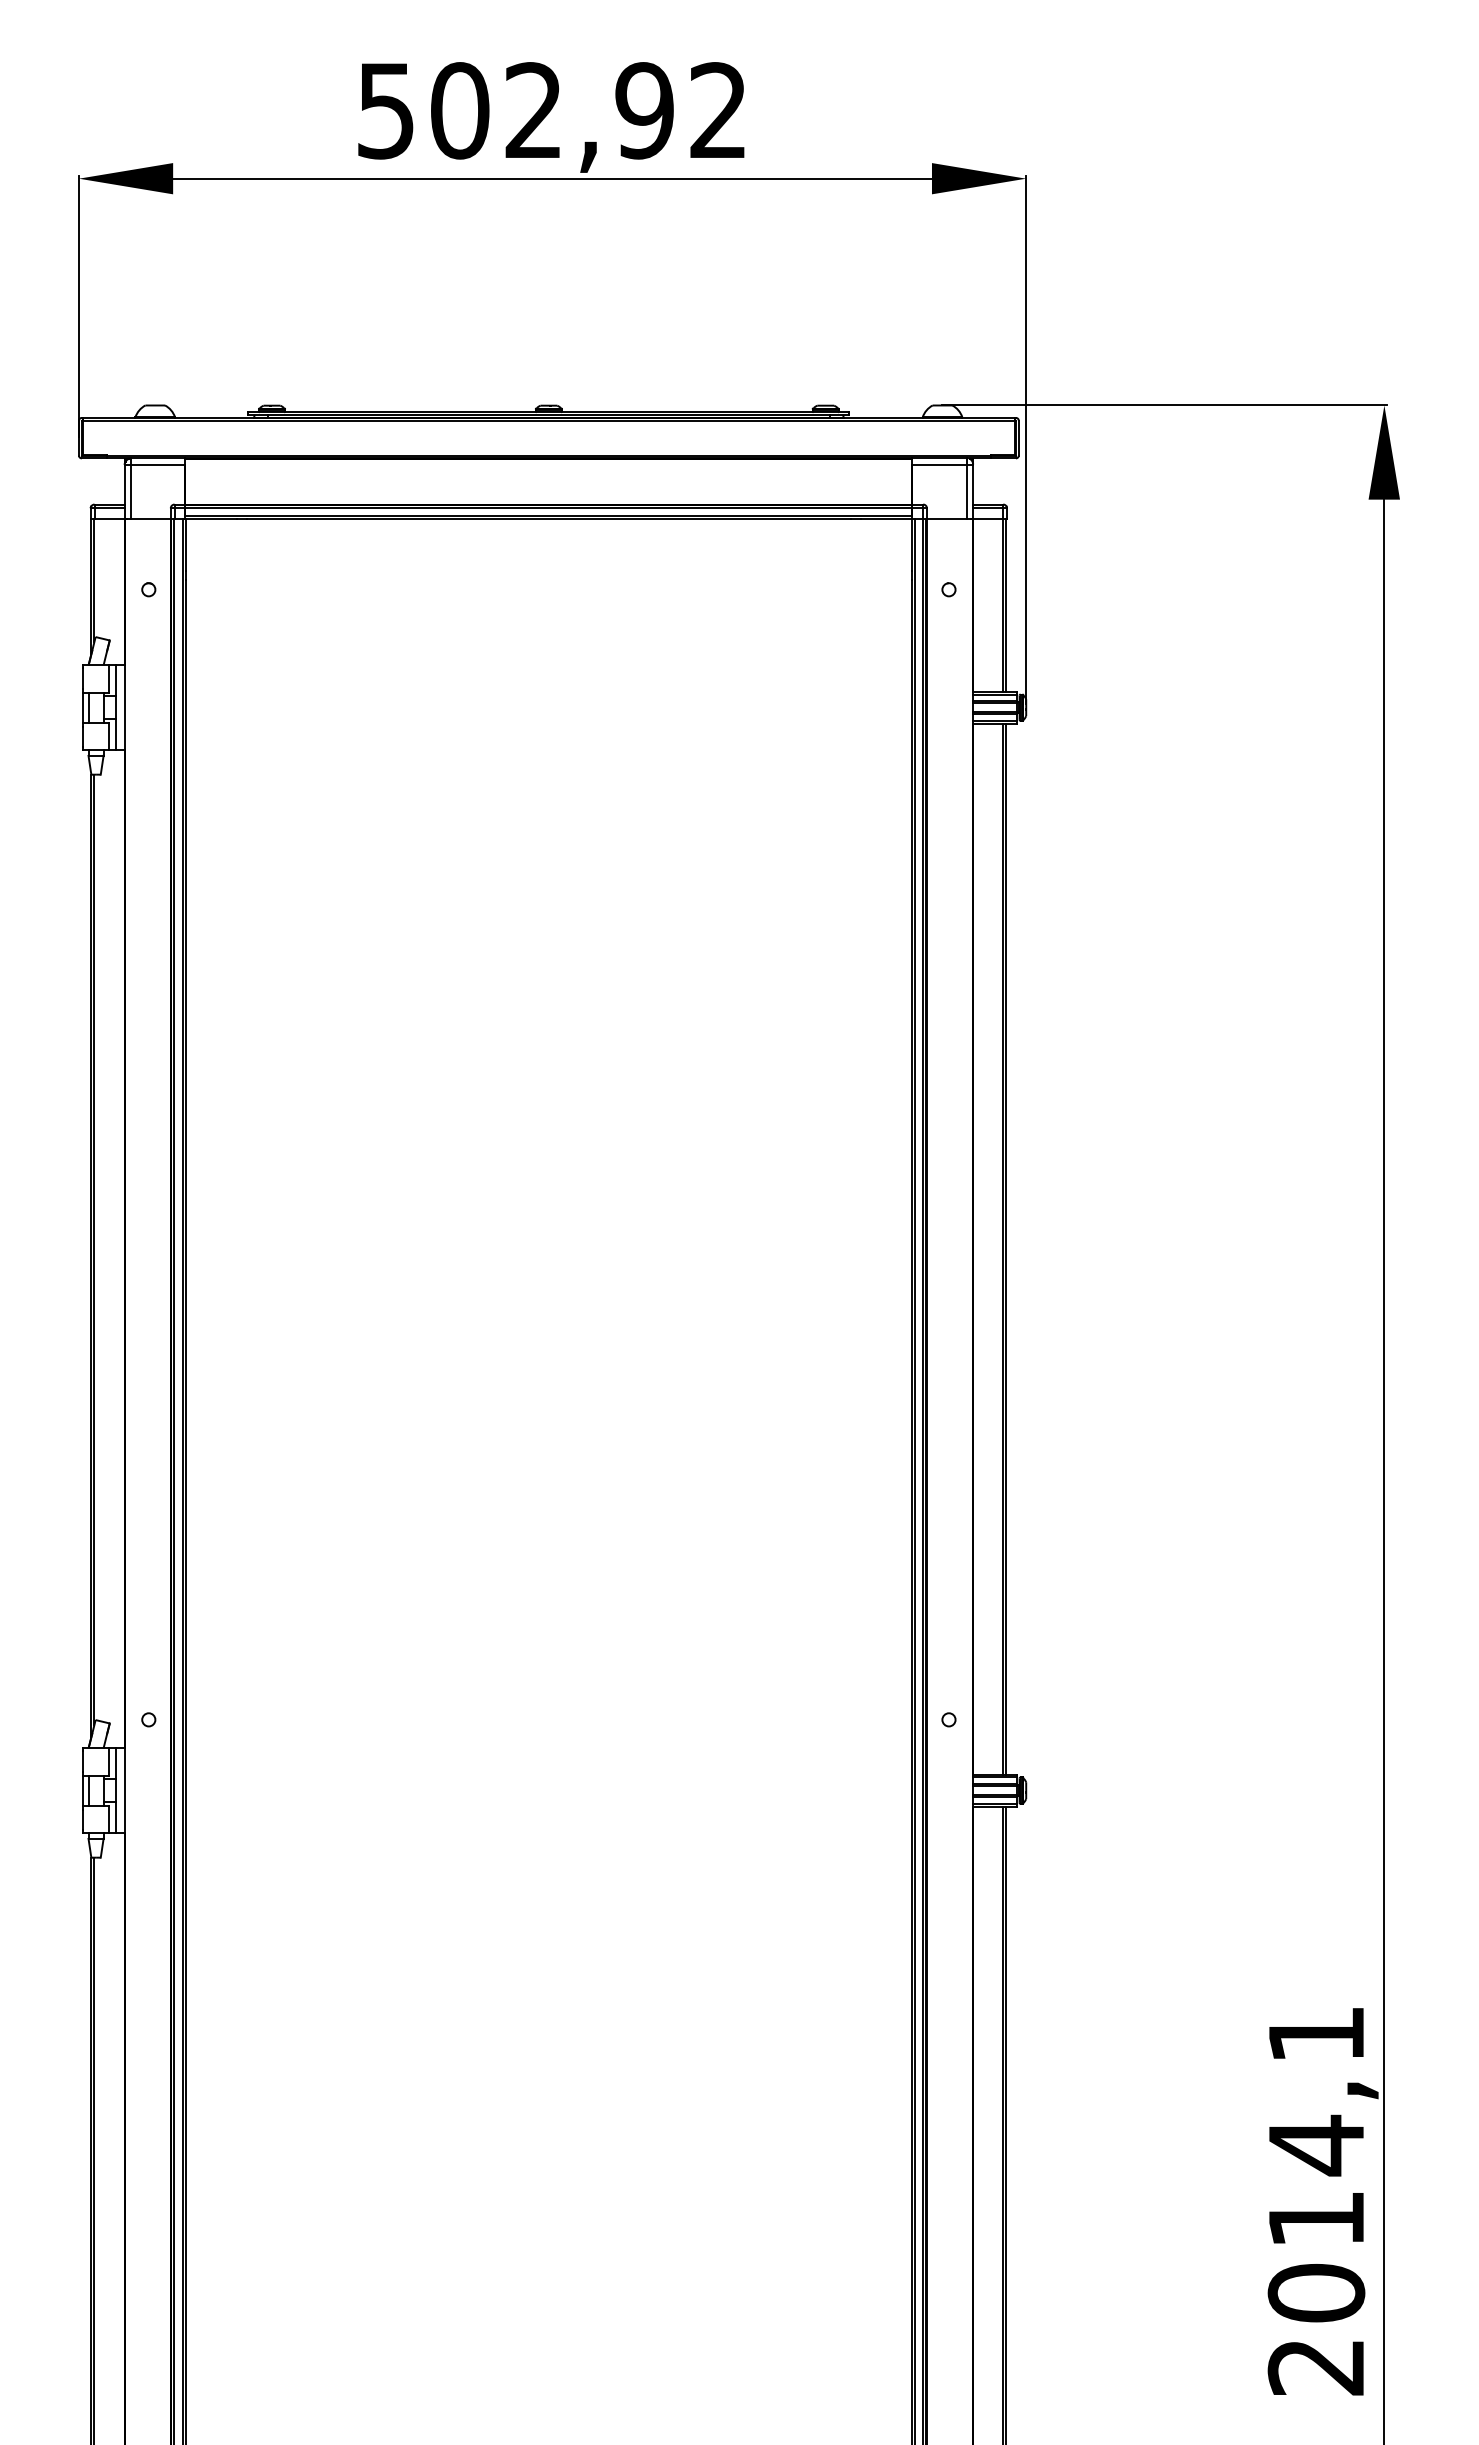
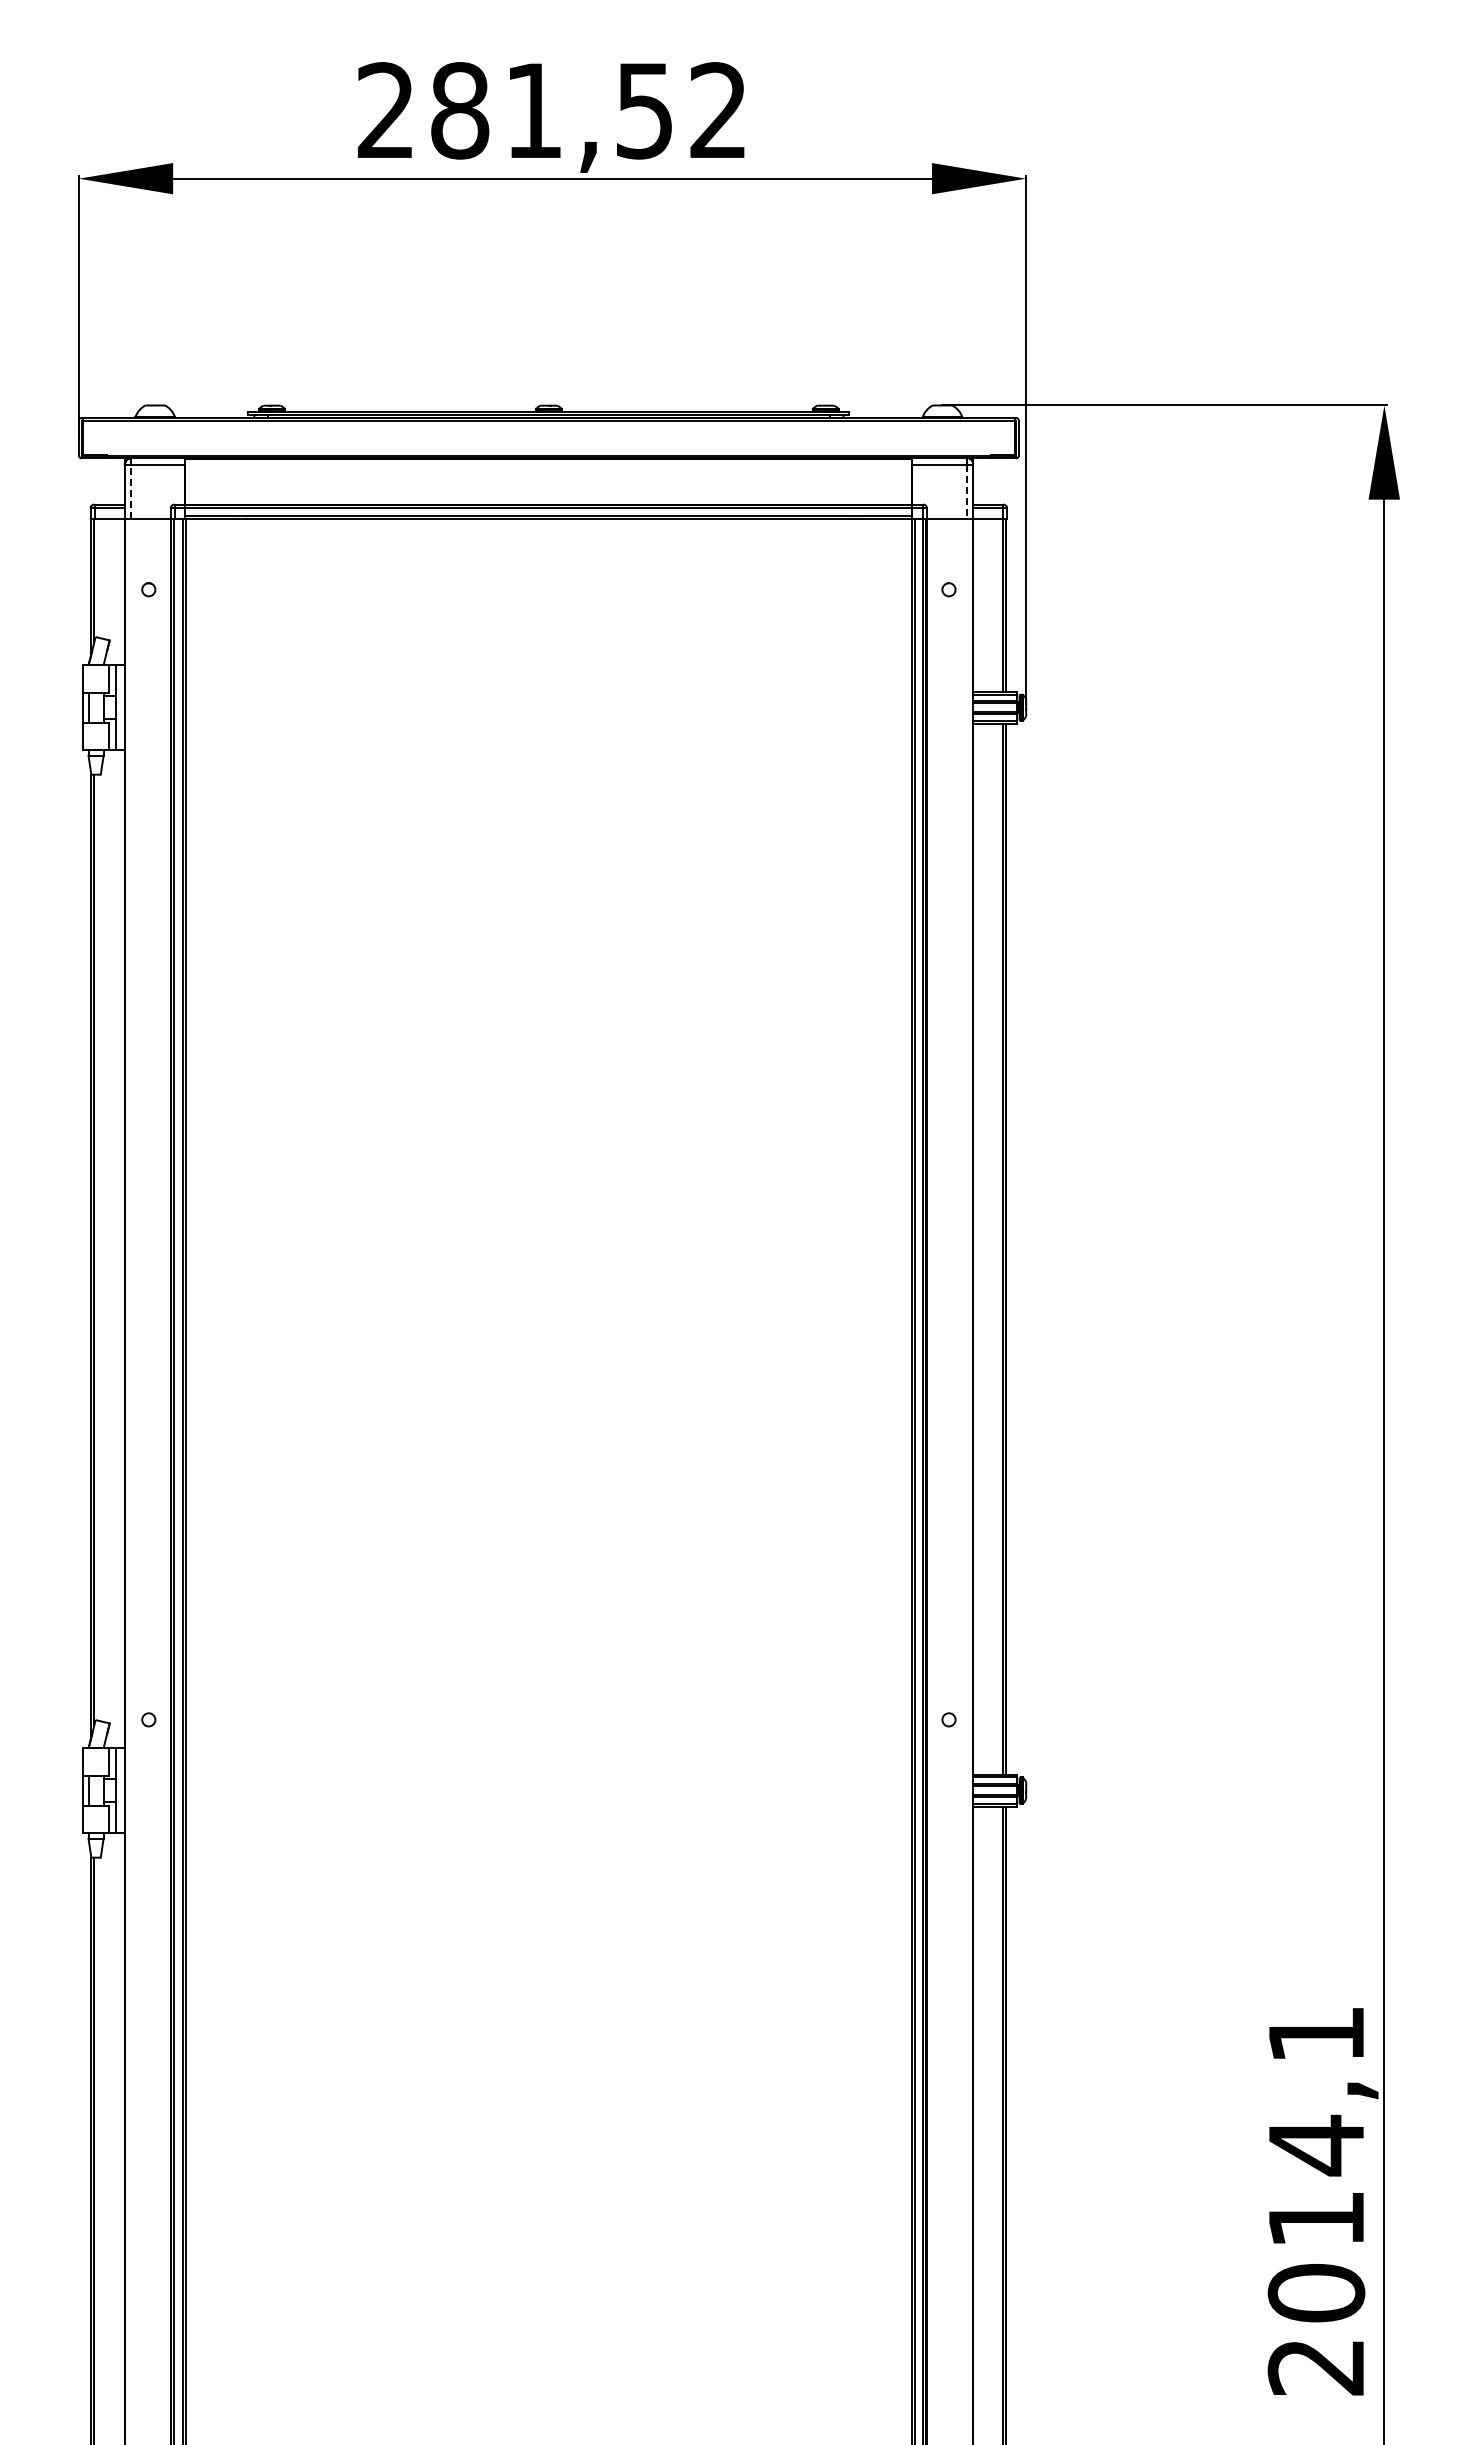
text: 502,92 -> 281,52 (515, 110)
line: solid -> dashed (131, 491)
line: solid -> dashed (966, 492)
